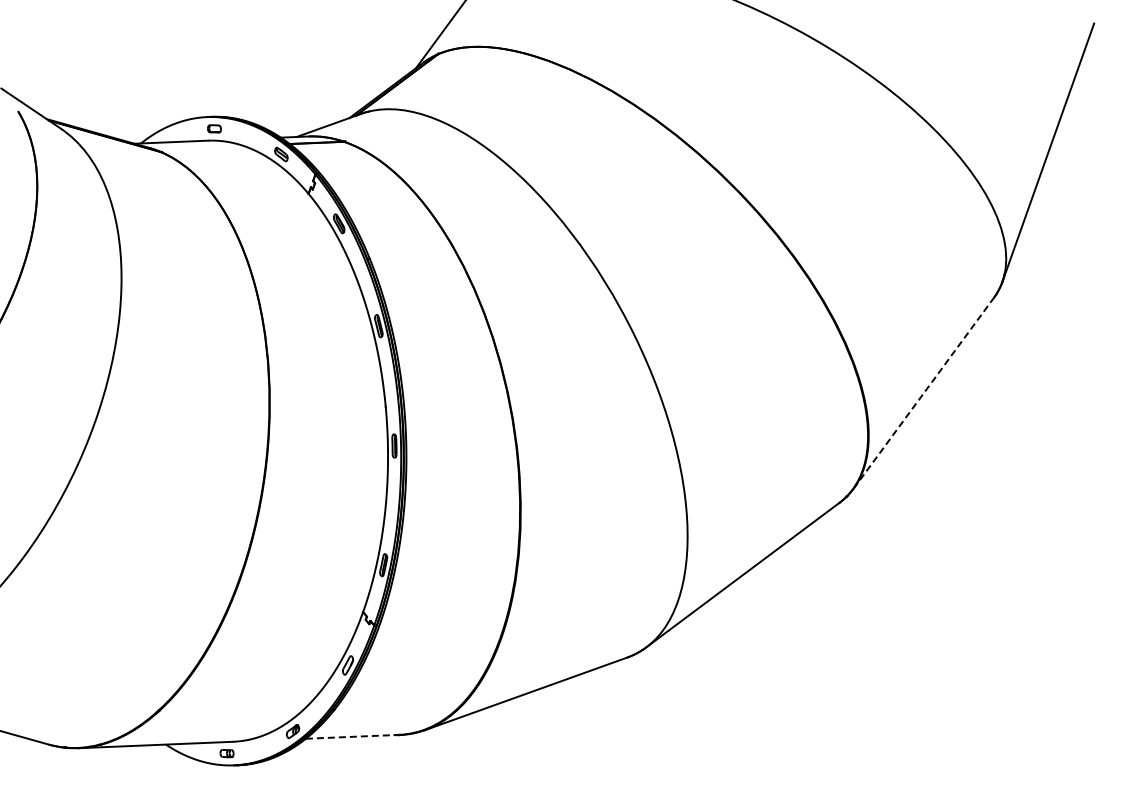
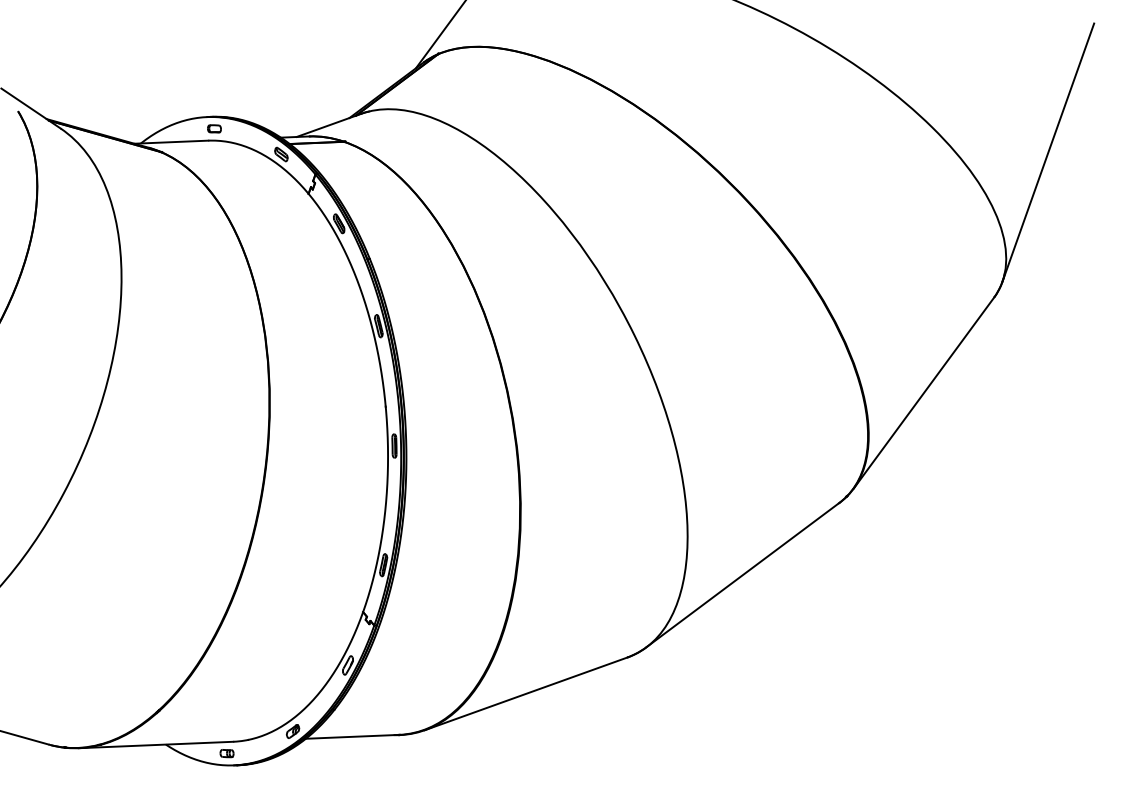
line: dashed -> solid (923, 393)
line: dashed -> solid (352, 736)
